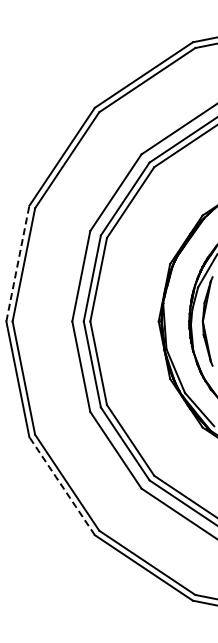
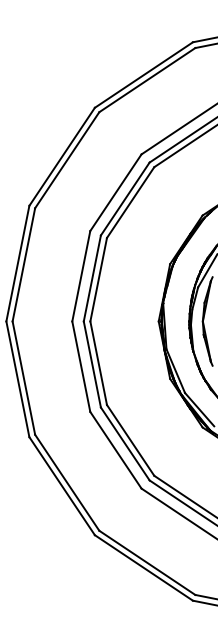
line: dashed -> solid (17, 263)
line: dashed -> solid (62, 486)
